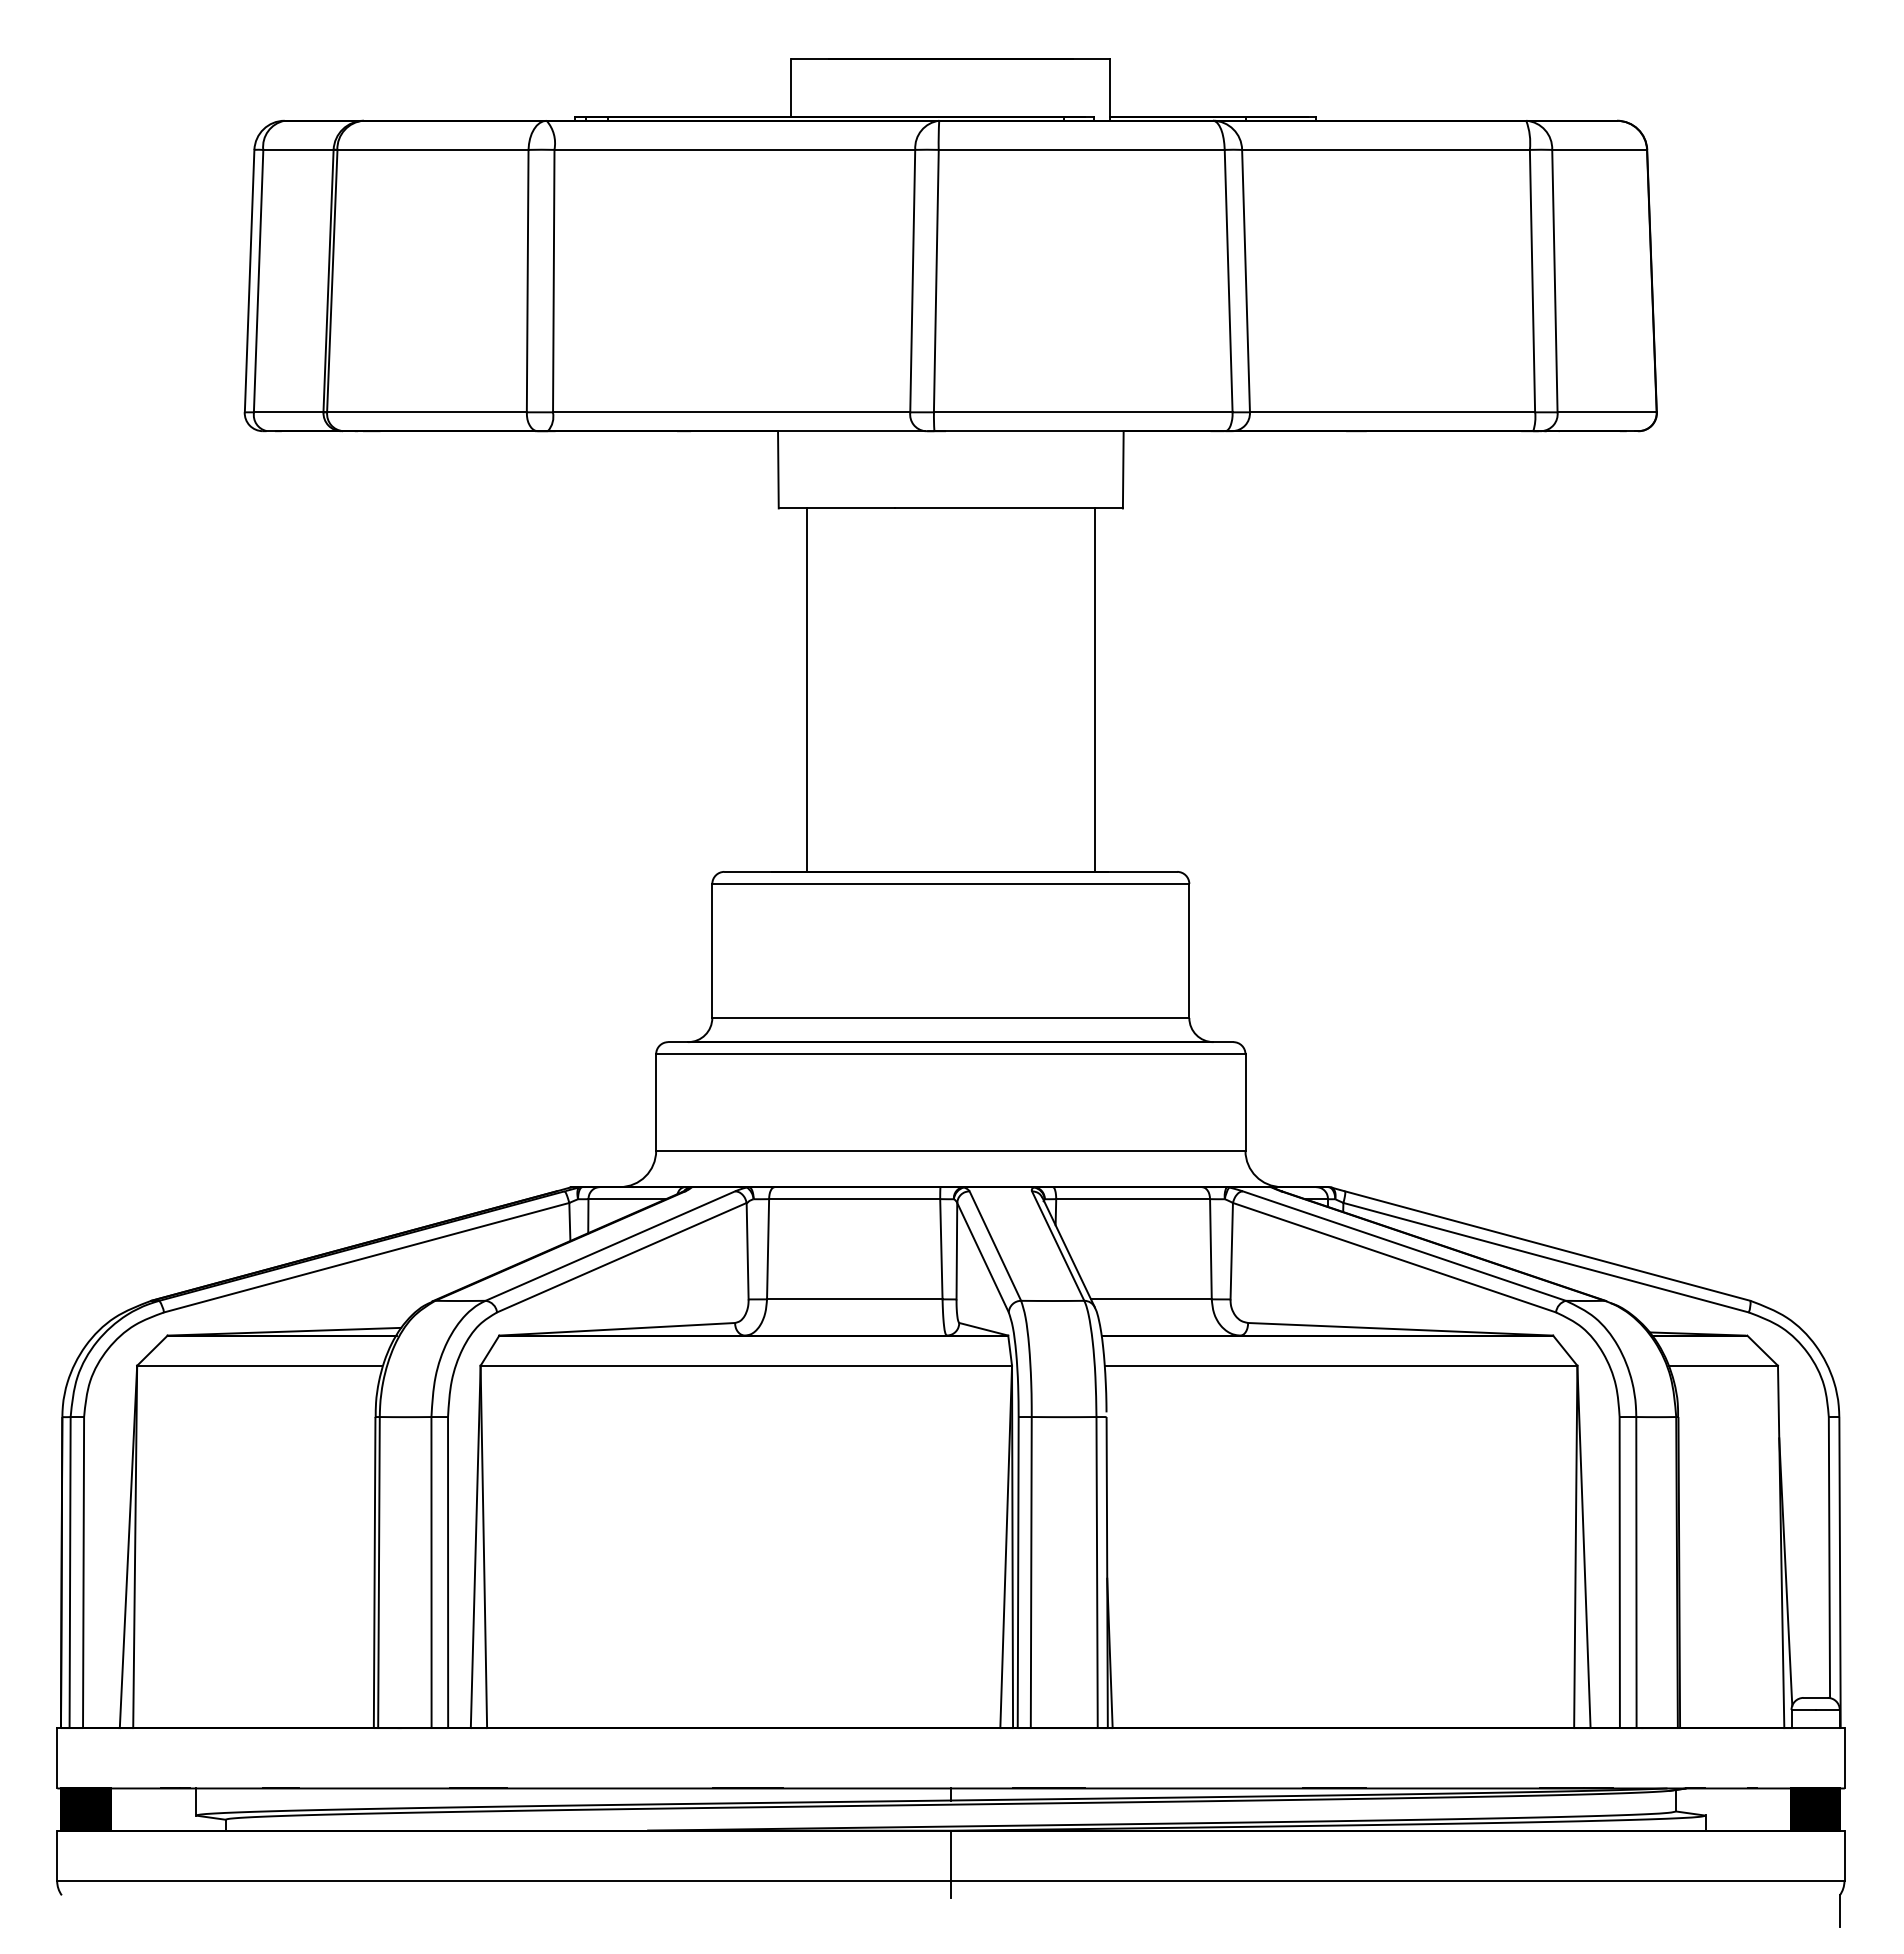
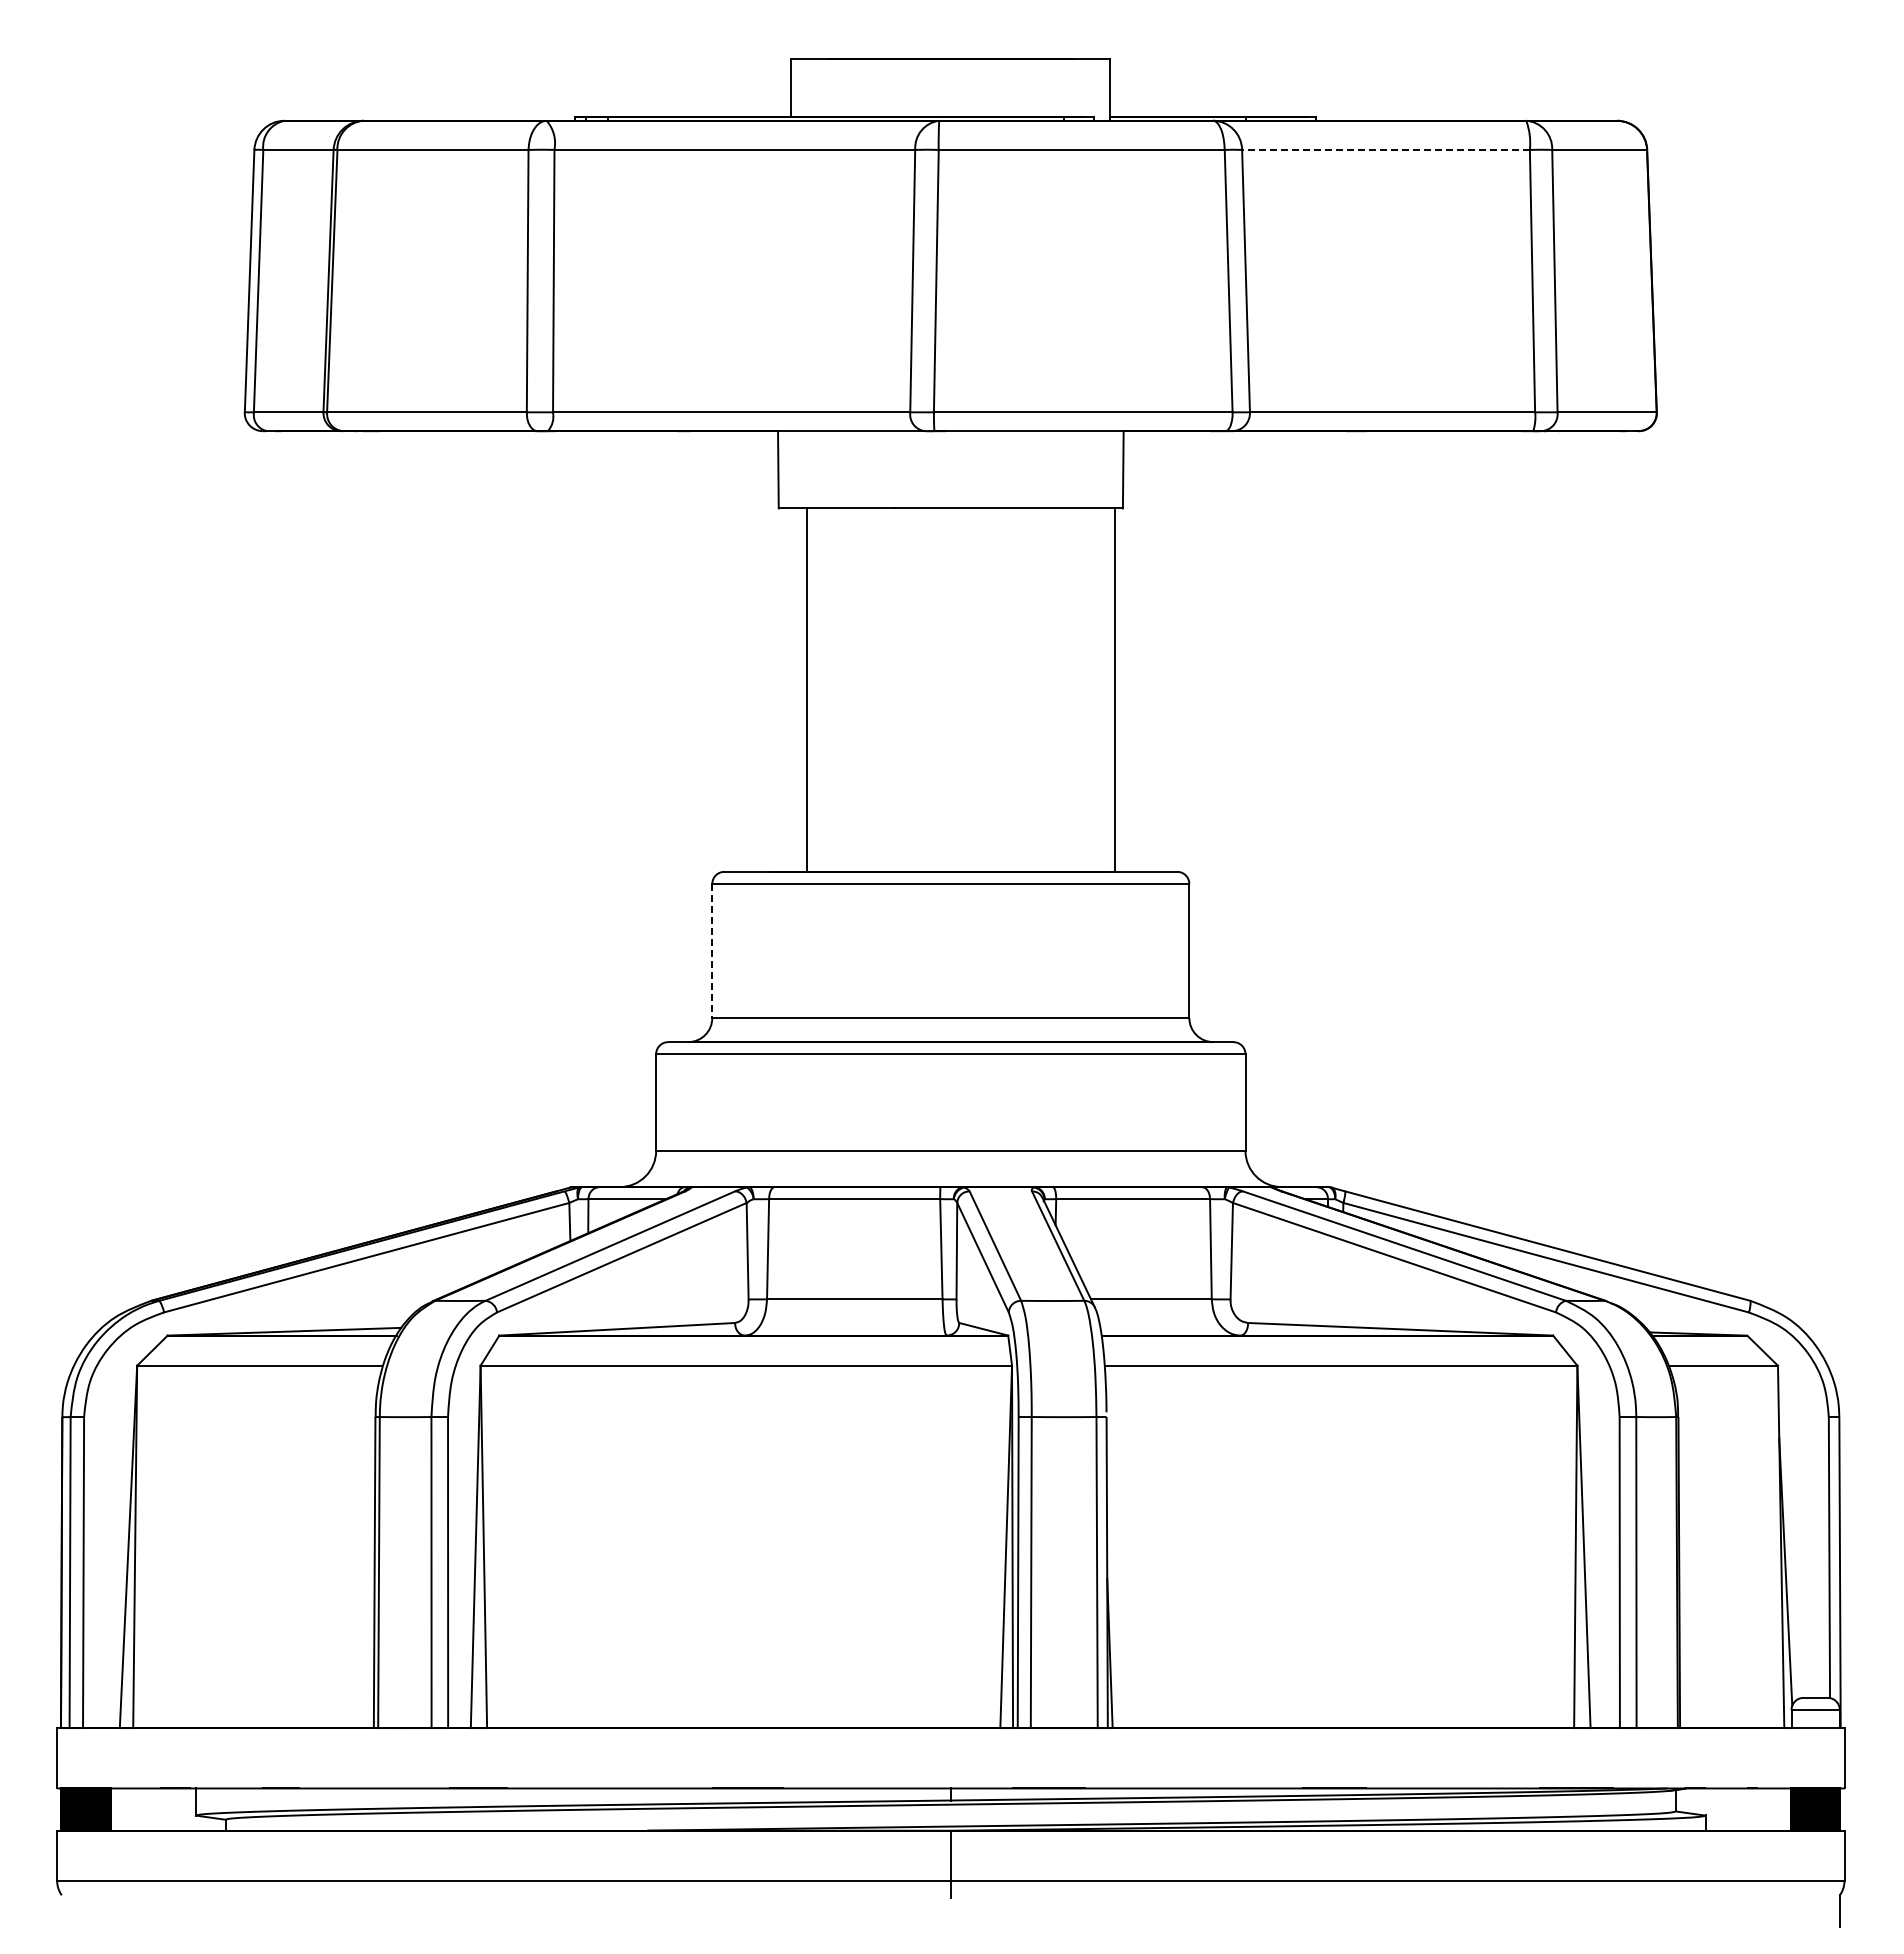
line: solid -> dashed (1386, 149)
line position: (1094, 689) -> (1114, 689) (1114, 689)
line: solid -> dashed (712, 951)
